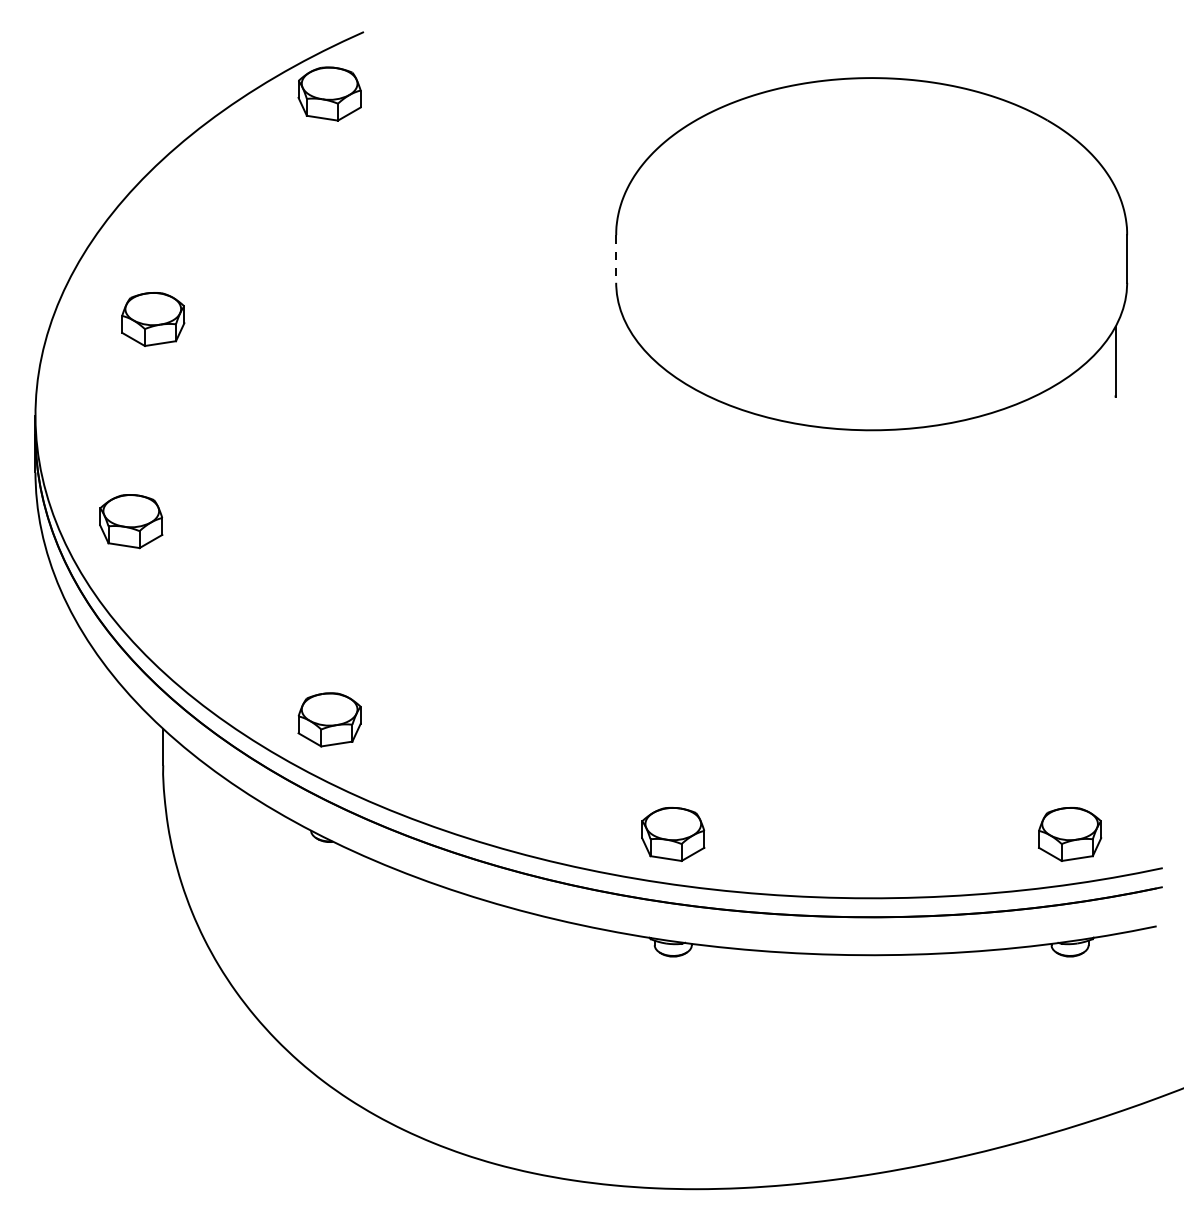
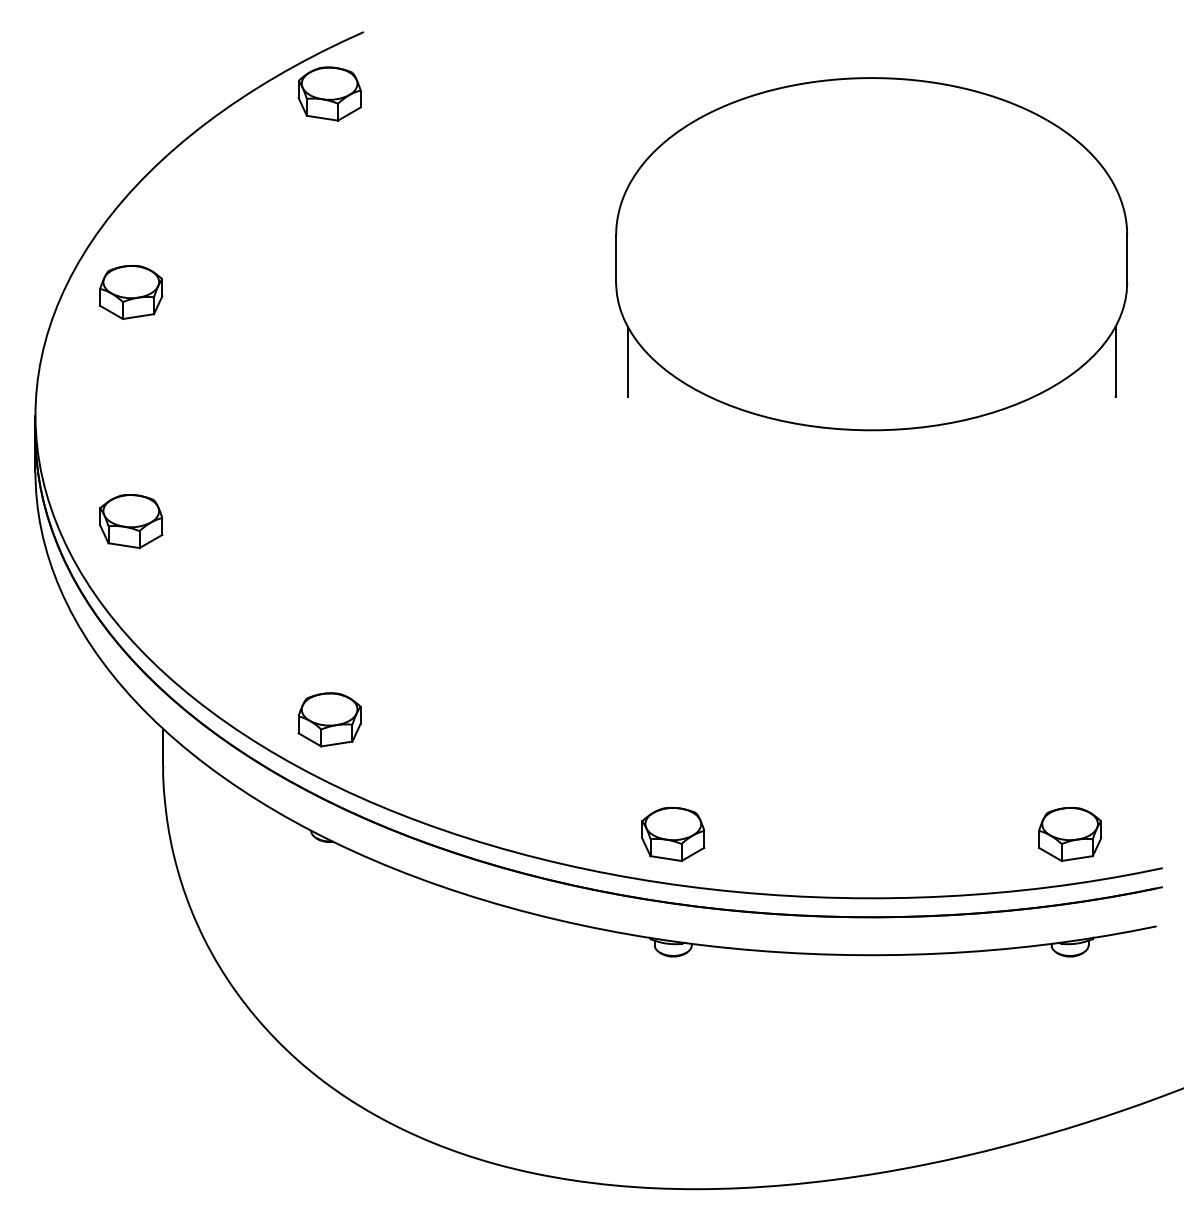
line: dashed -> solid (616, 259)
part position: (153, 319) -> (131, 292) (131, 292)
line: none -> present (627, 361)
